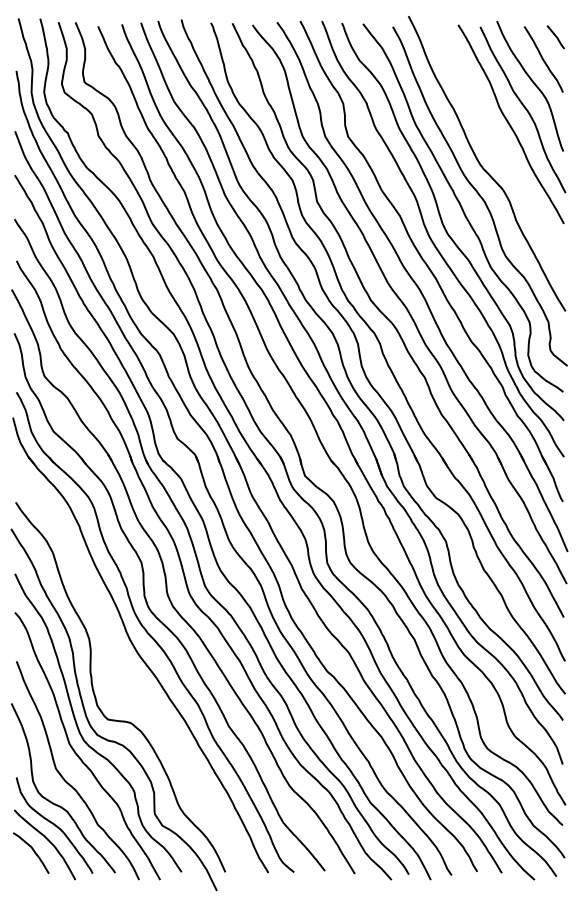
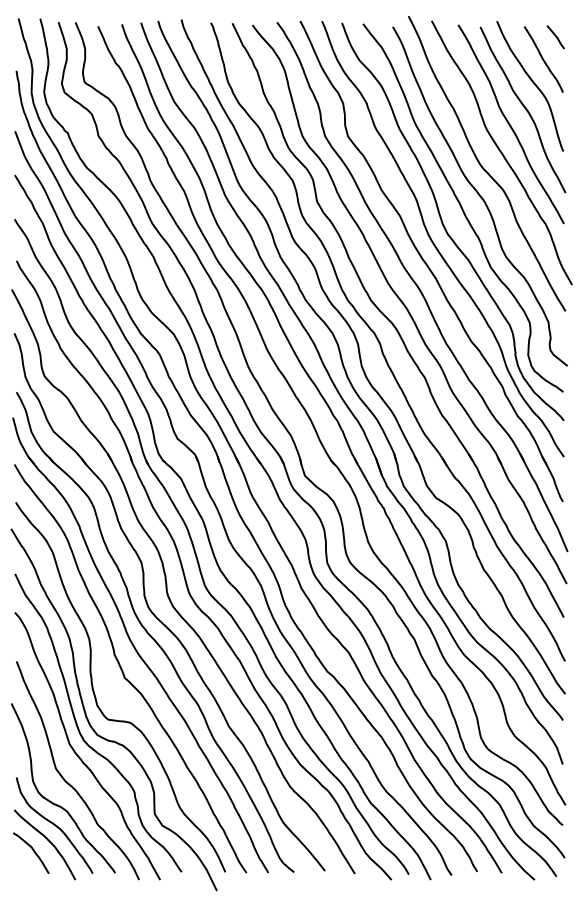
curve: none -> present (501, 152)
curve: none -> present (123, 671)
